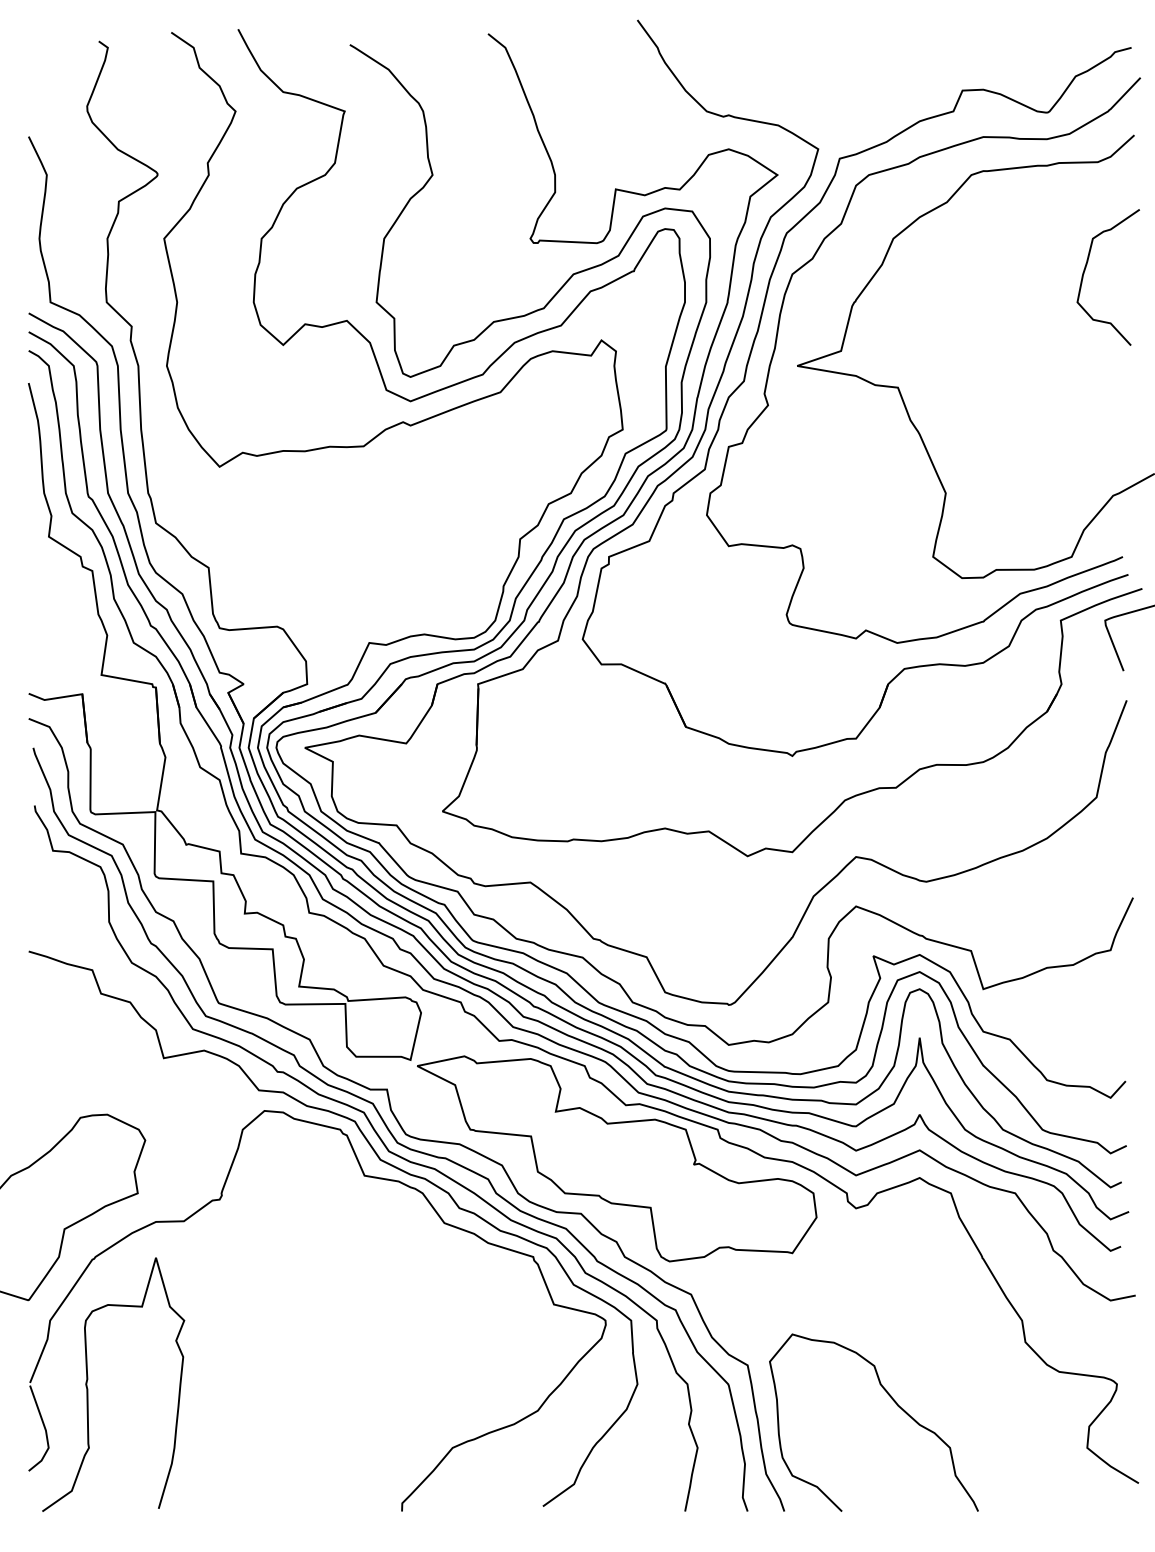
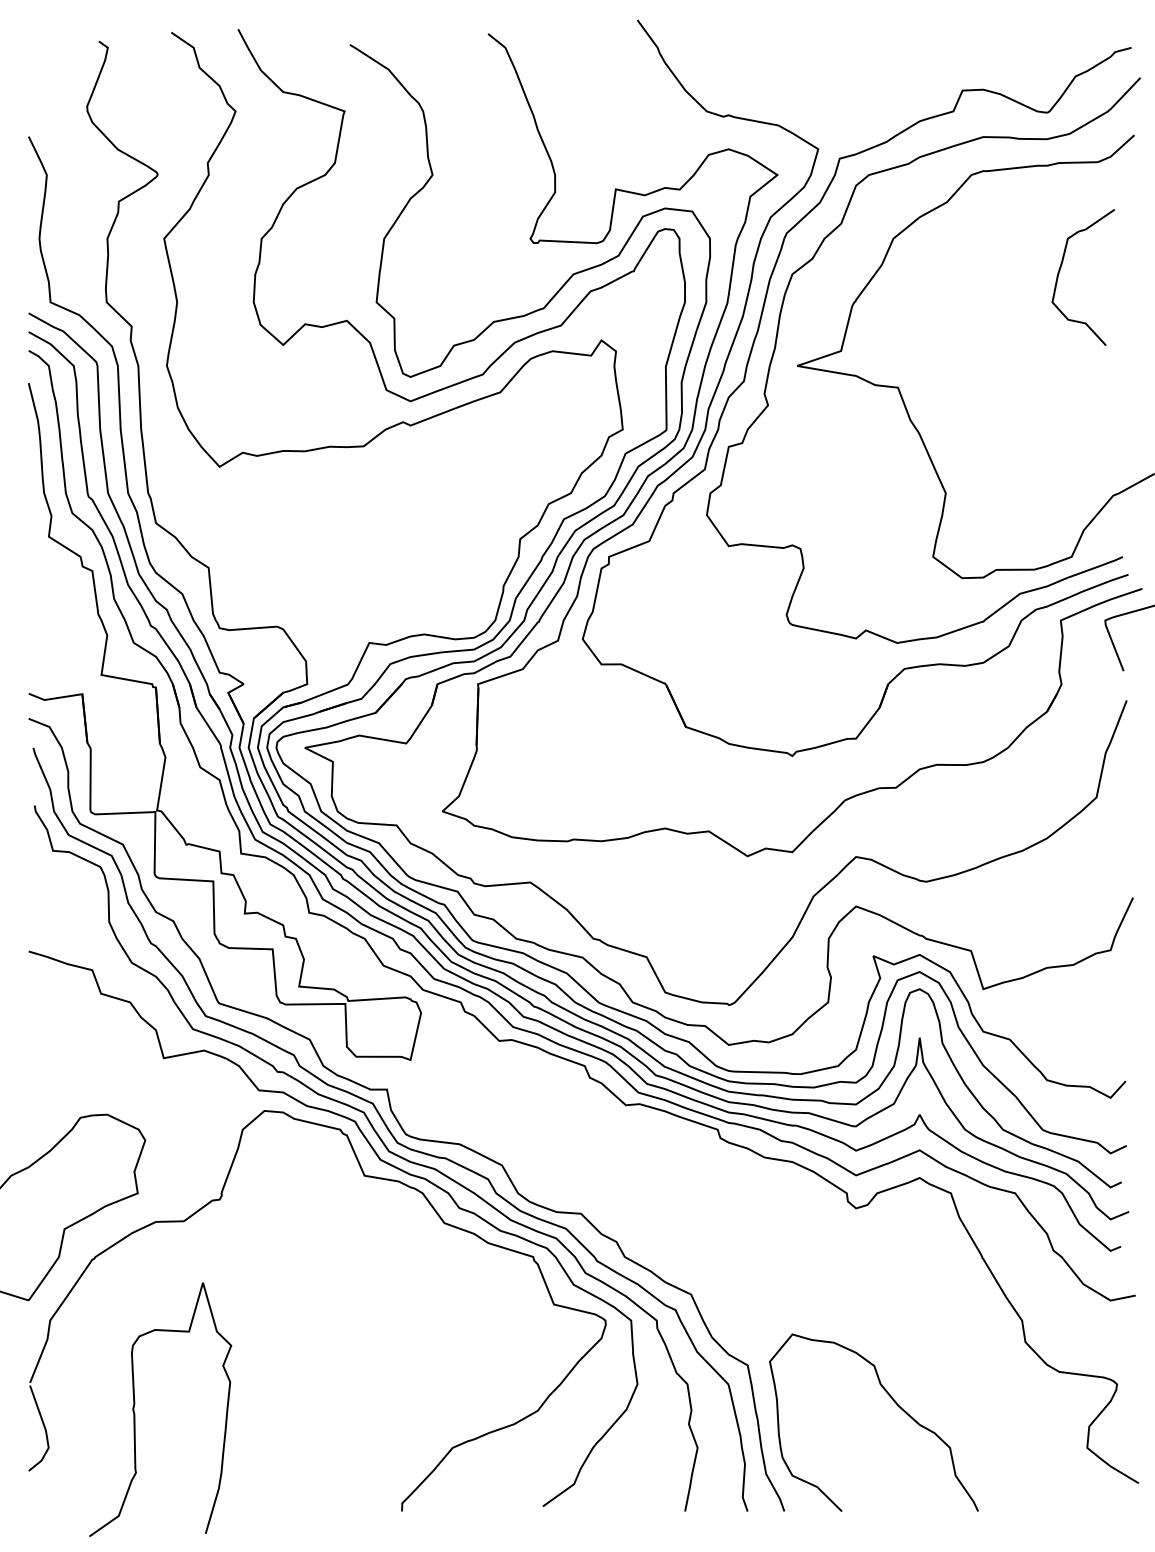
curve position: (1085, 270) -> (1060, 270) (1060, 270)
part: present -> none (617, 1158)
curve position: (88, 1388) -> (135, 1413) (135, 1413)
